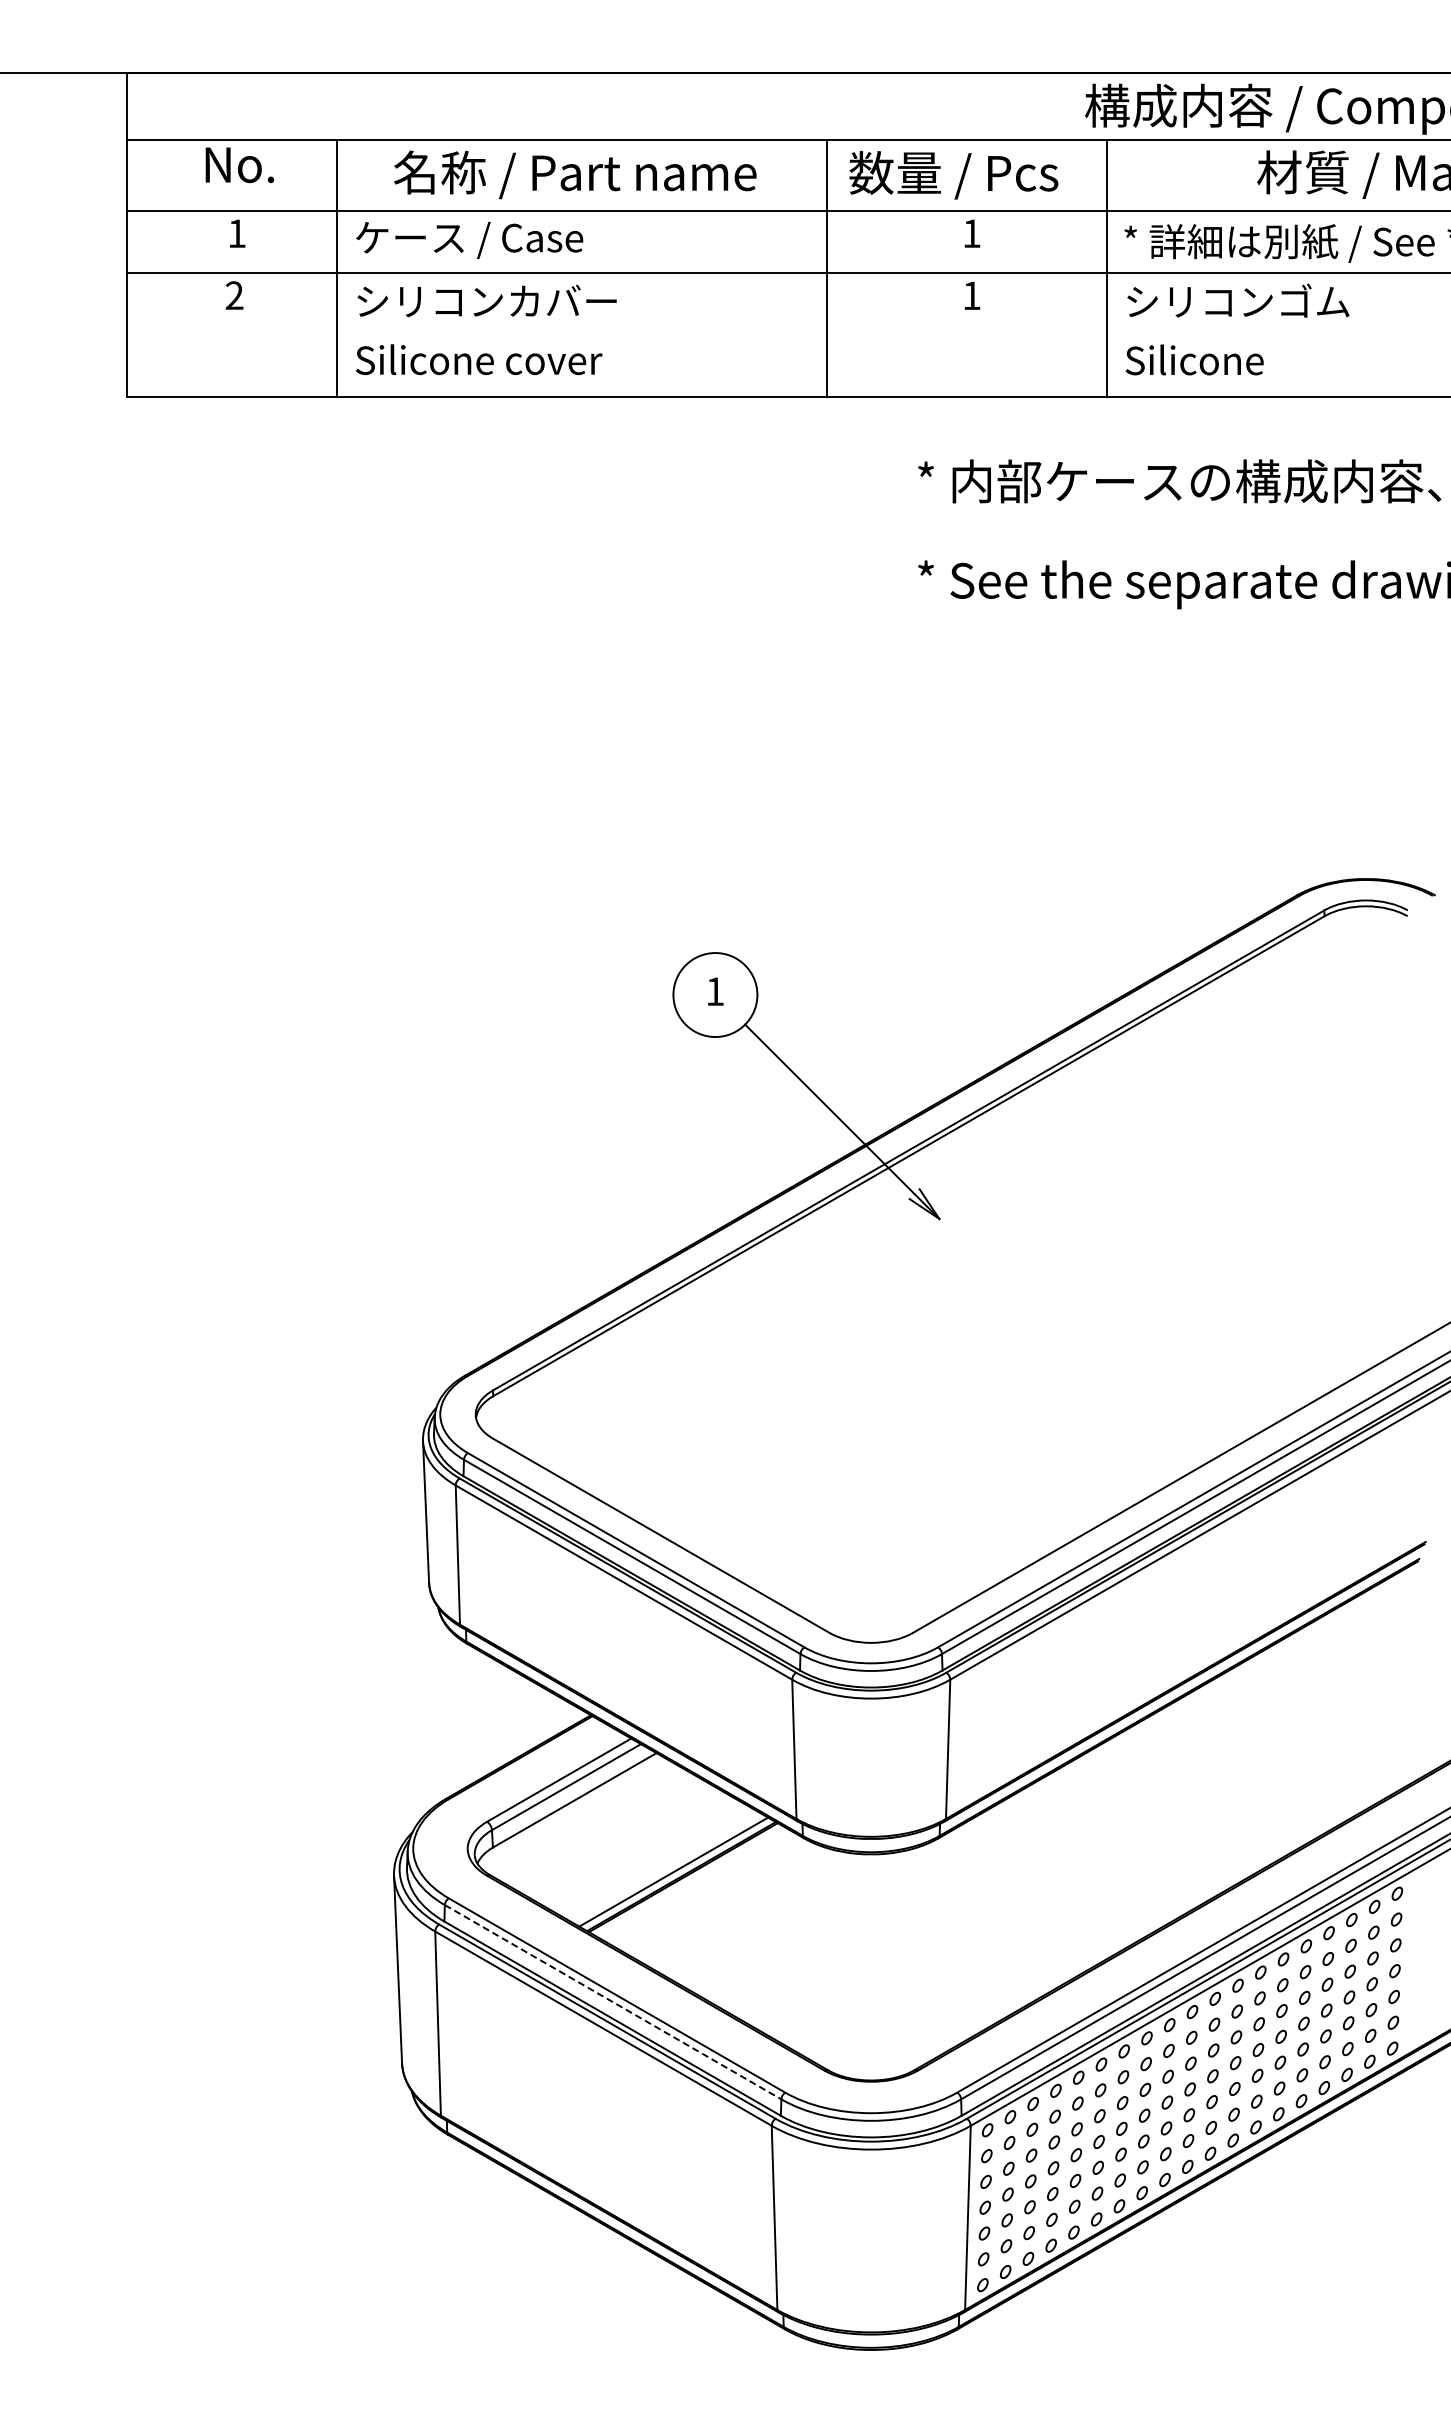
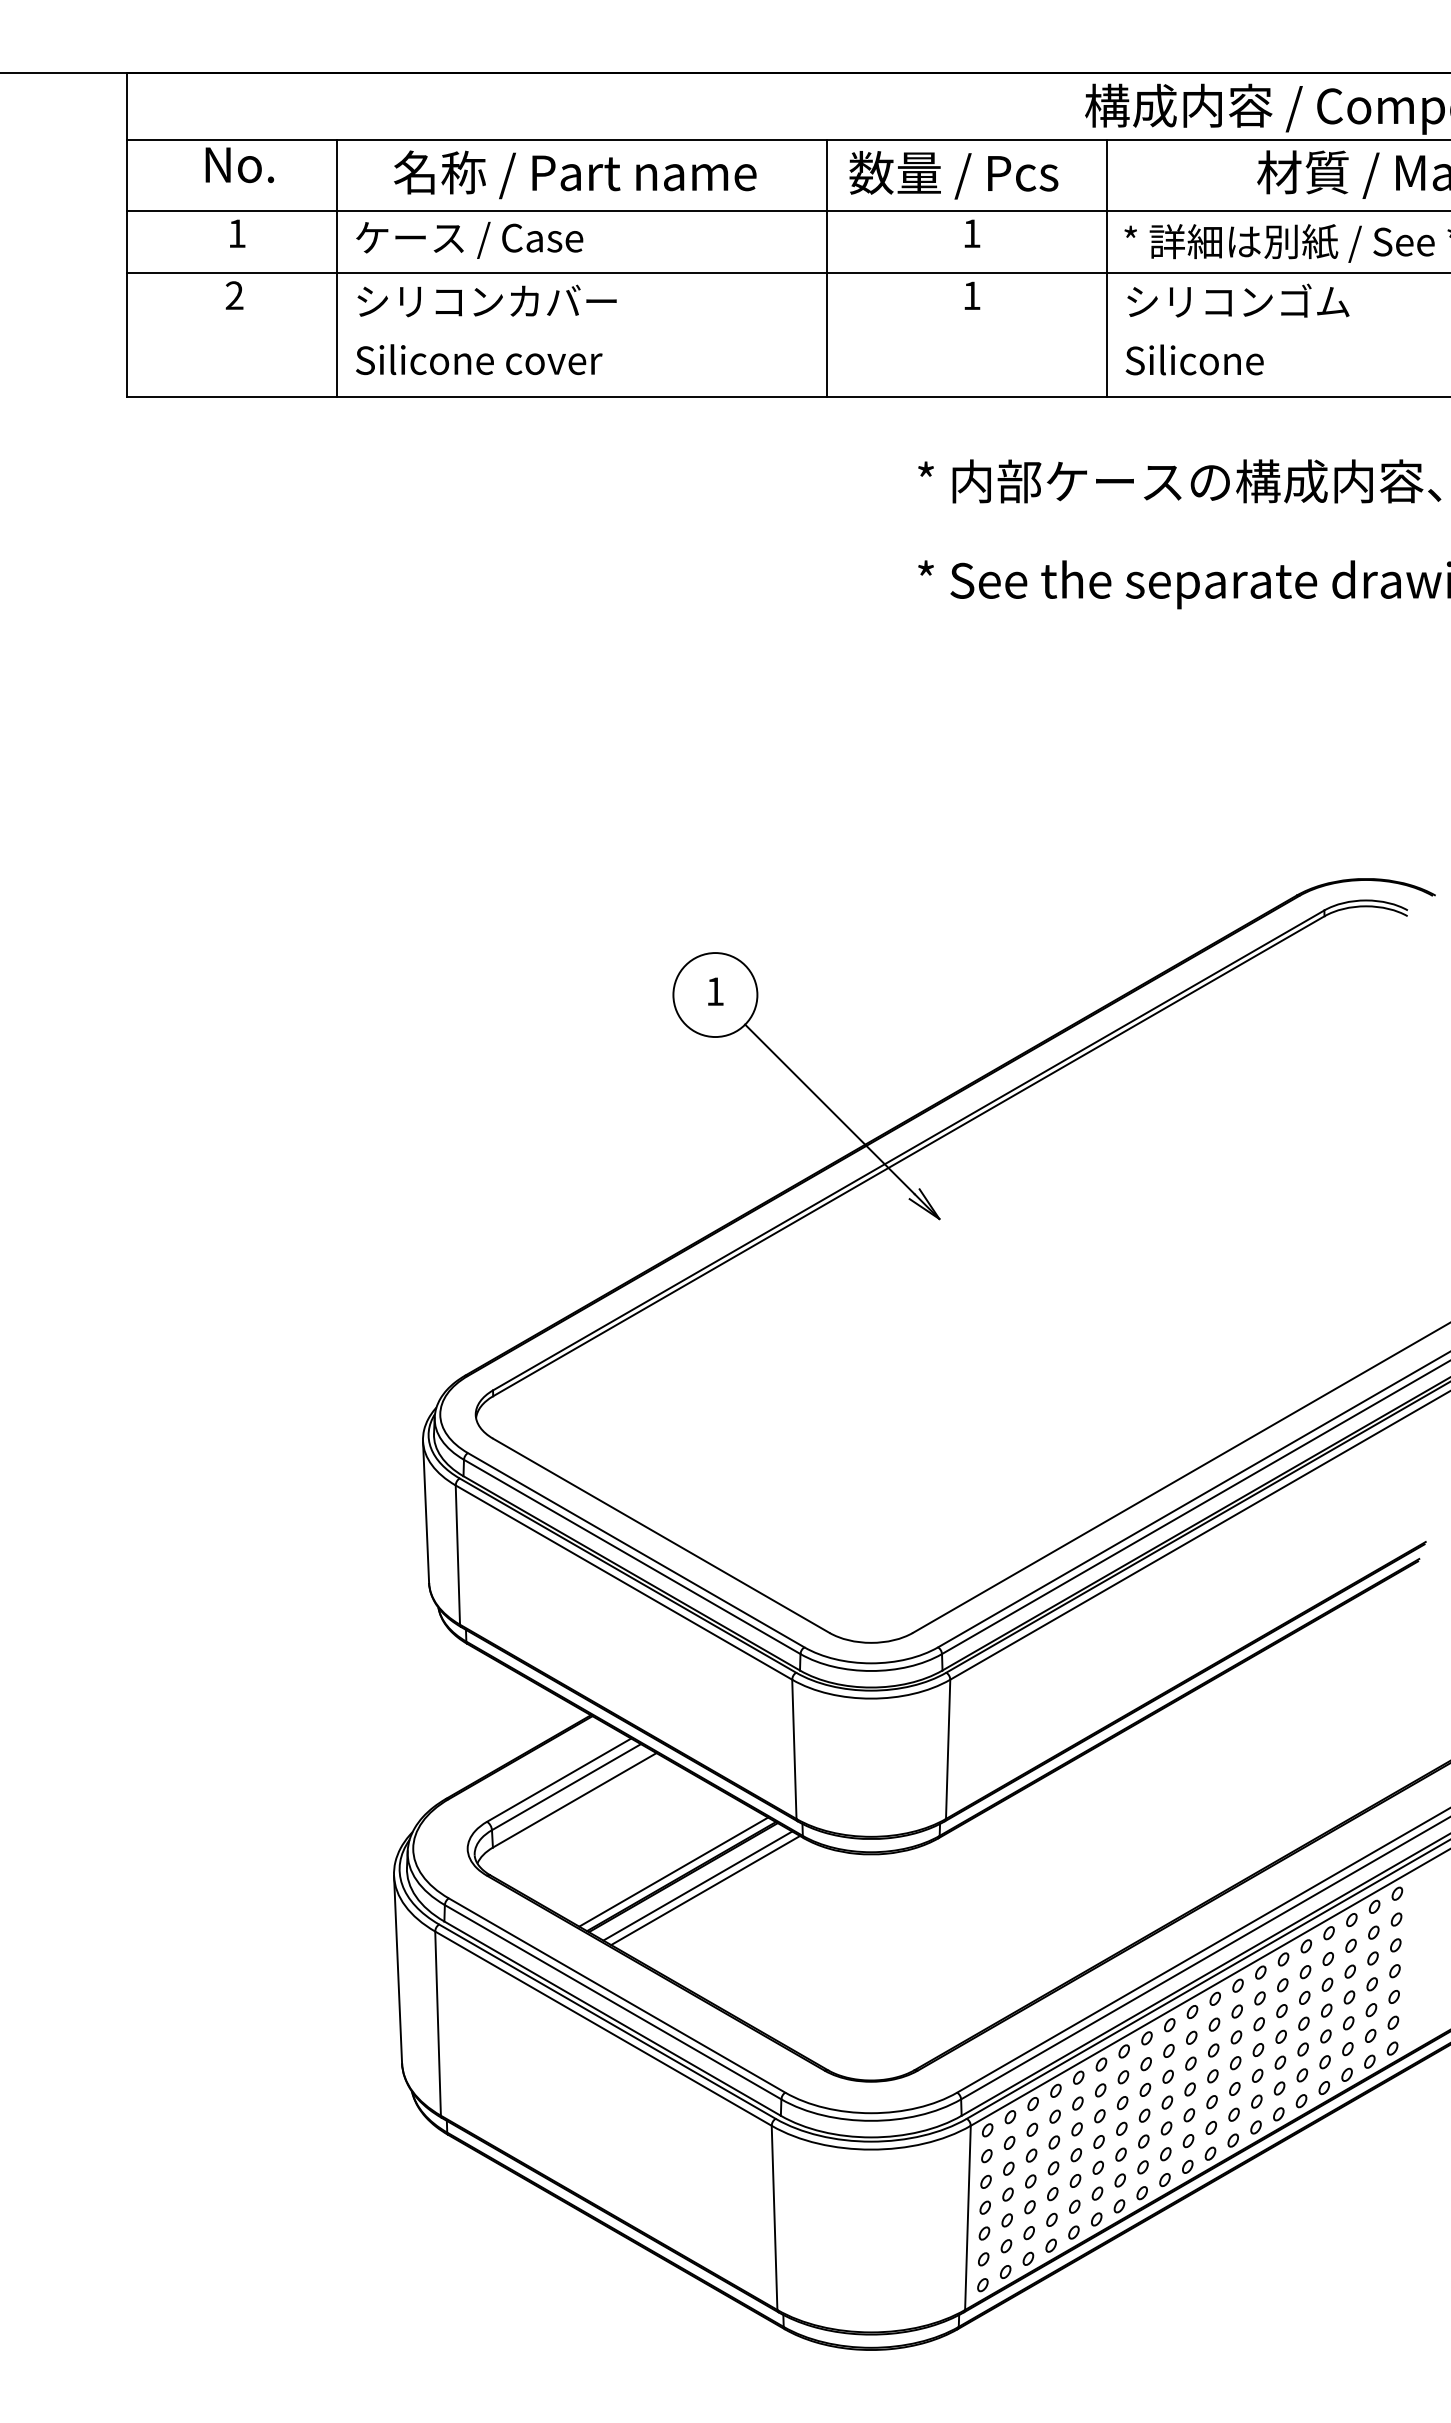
line: none -> present (697, 1885)
line: none -> present (705, 1890)
line: dashed -> solid (613, 2002)
